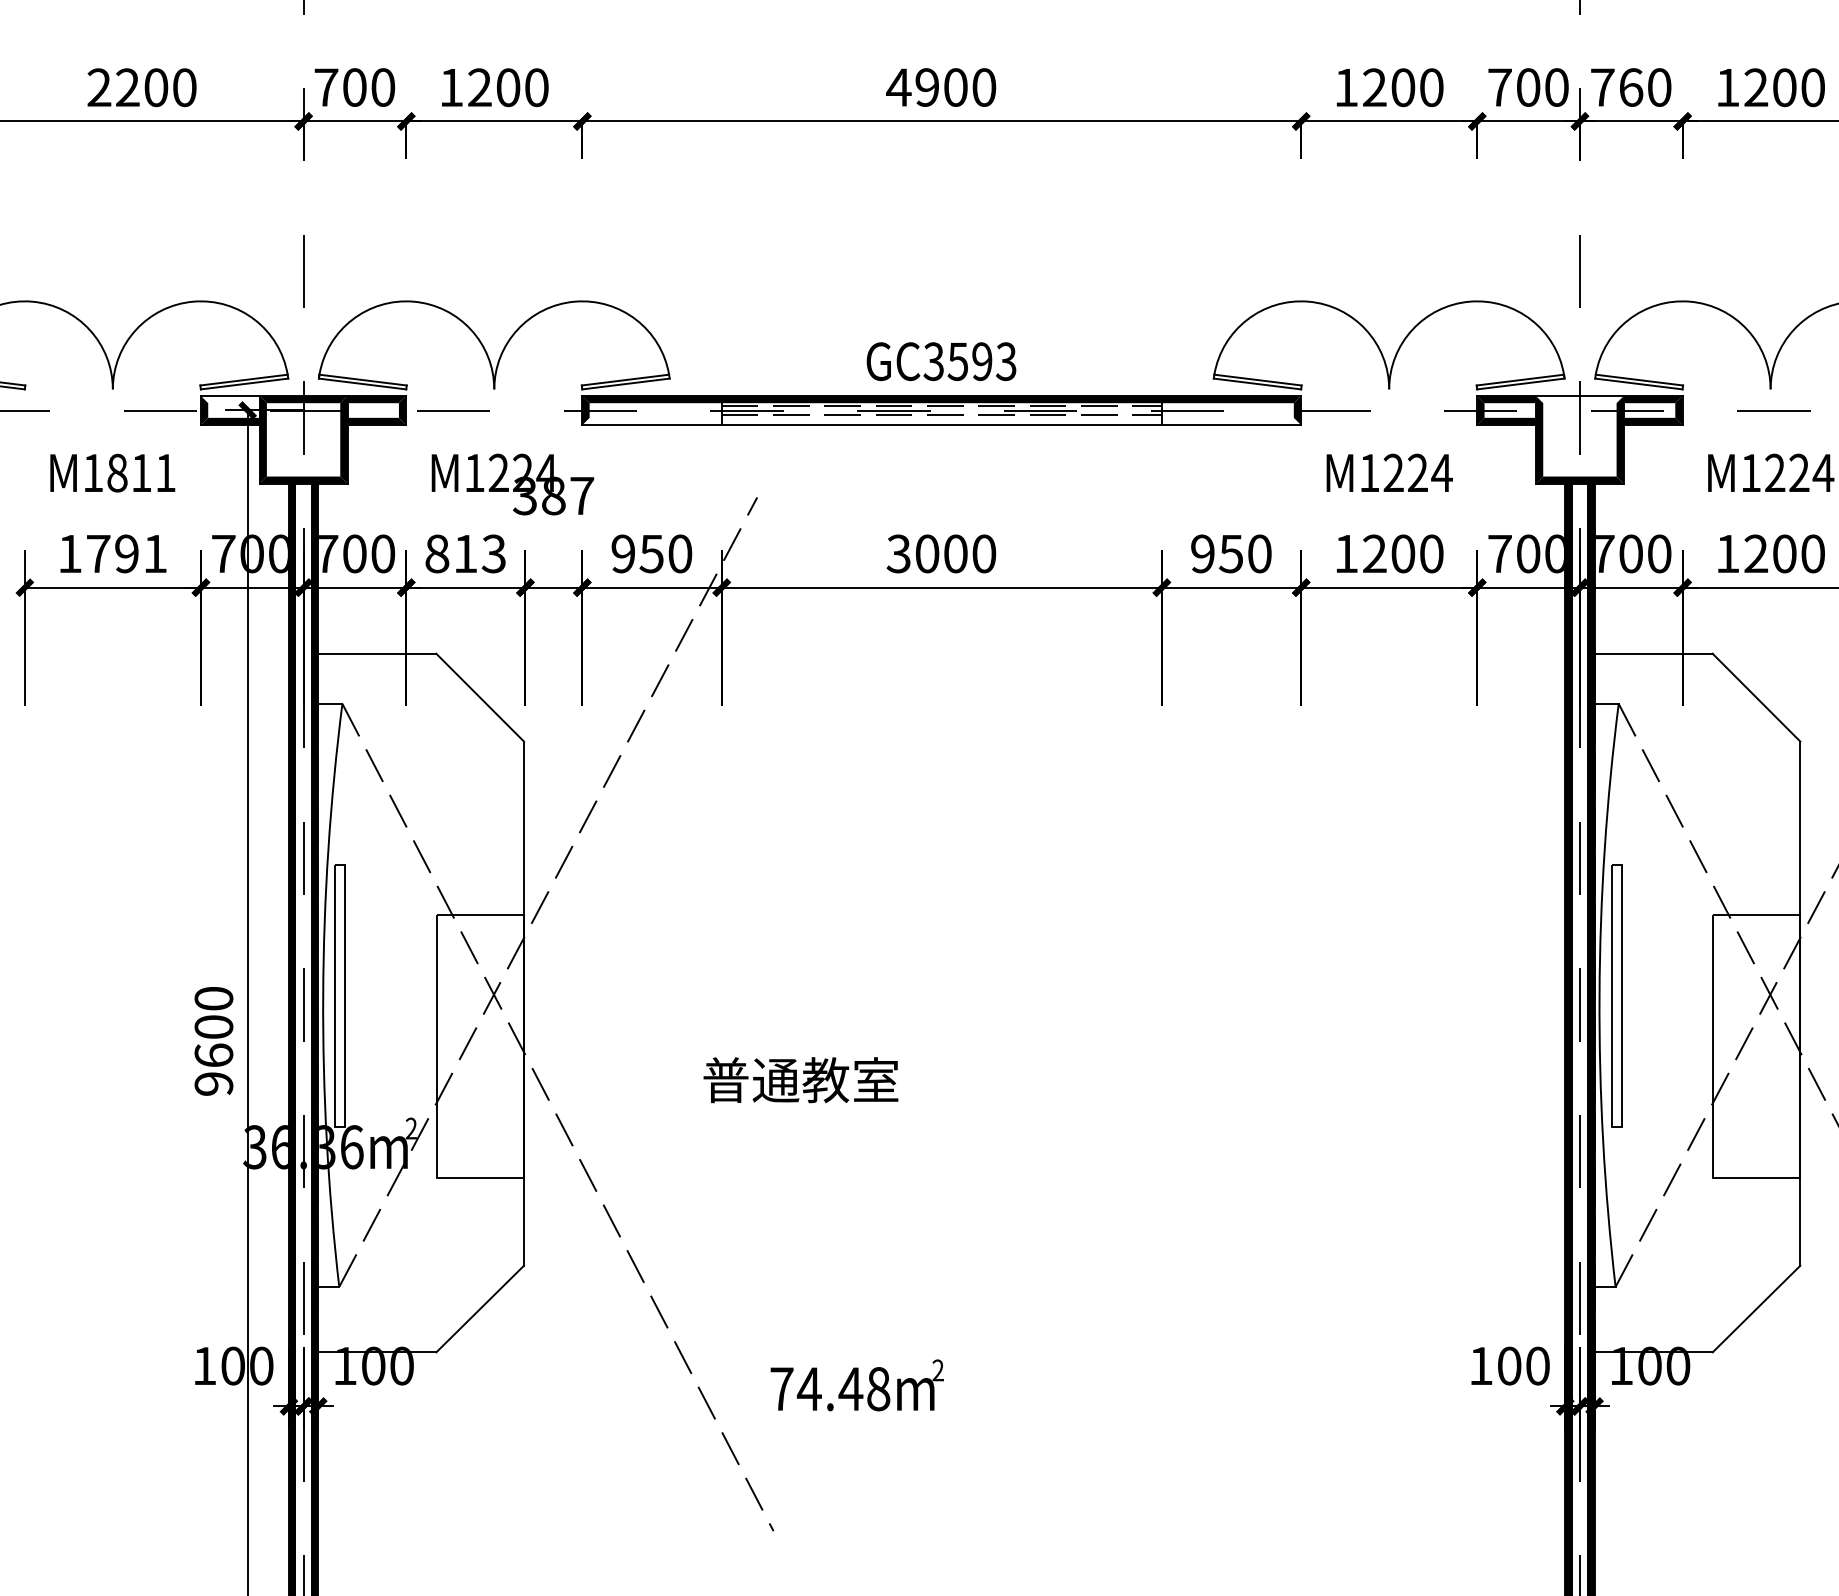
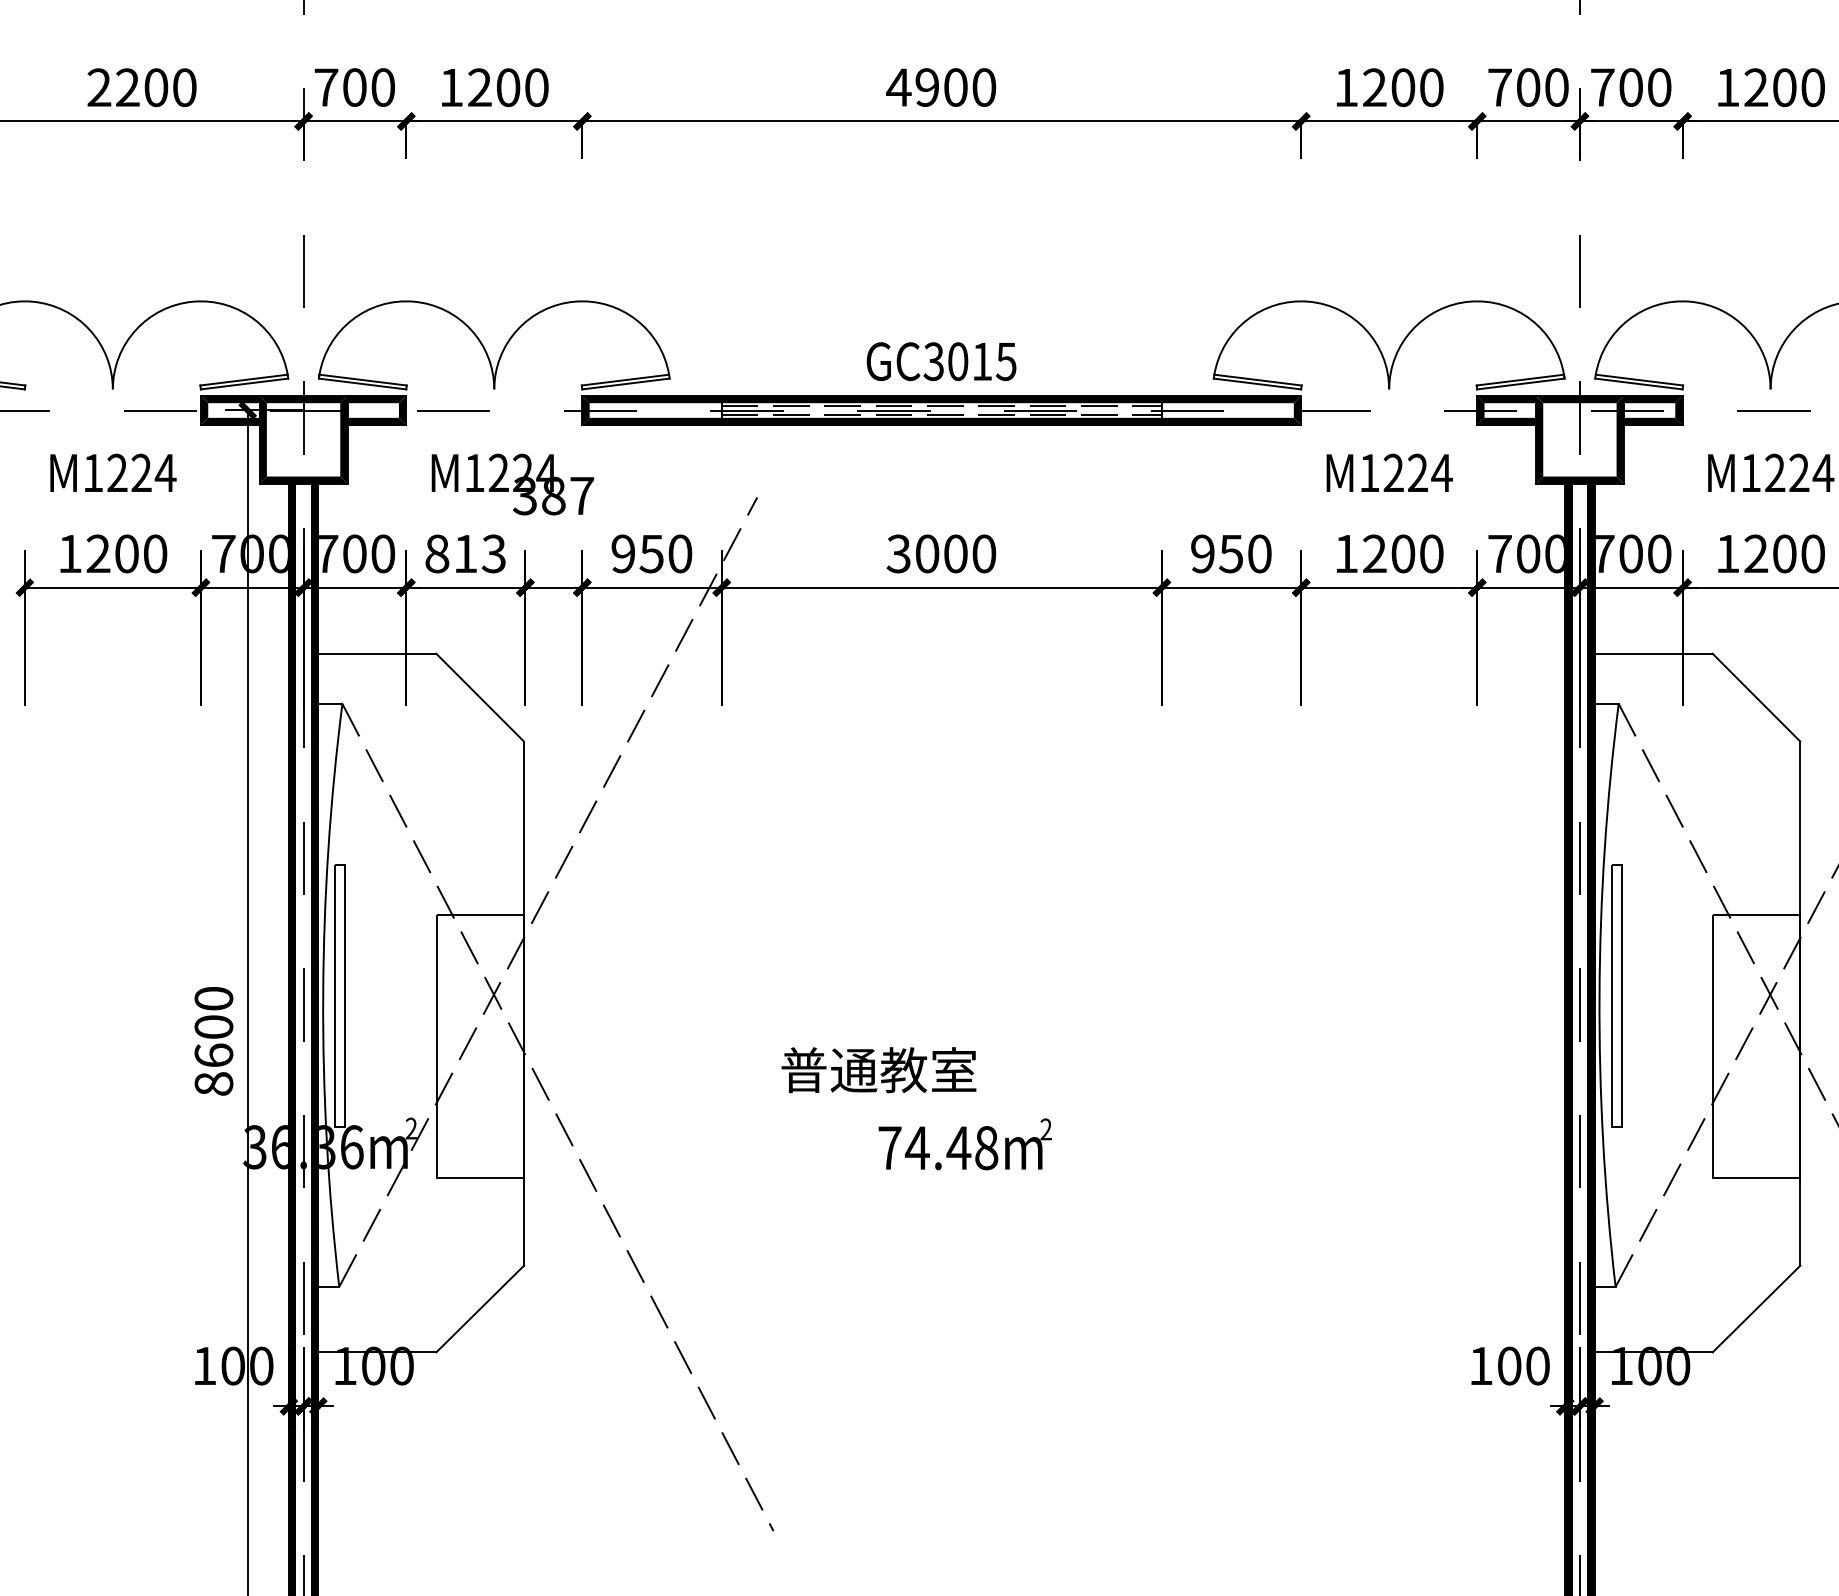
text: 760 -> 700 (1631, 87)
text: GC3593 -> GC3015 (981, 361)
fill: none -> present (229, 399)
fill: none -> present (1579, 399)
fill: none -> present (941, 421)
text: M1811 -> M1224 (141, 472)
text: 1791 -> 1200 (126, 553)
text position: (800, 1080) -> (878, 1070) (878, 1070)
text: 9600 -> 8600 (213, 1083)
text position: (856, 1385) -> (964, 1144) (964, 1144)
